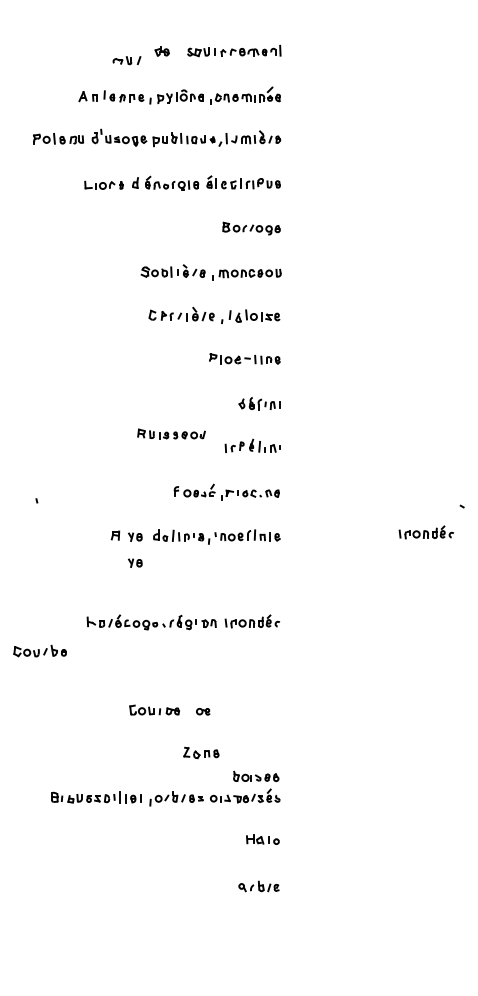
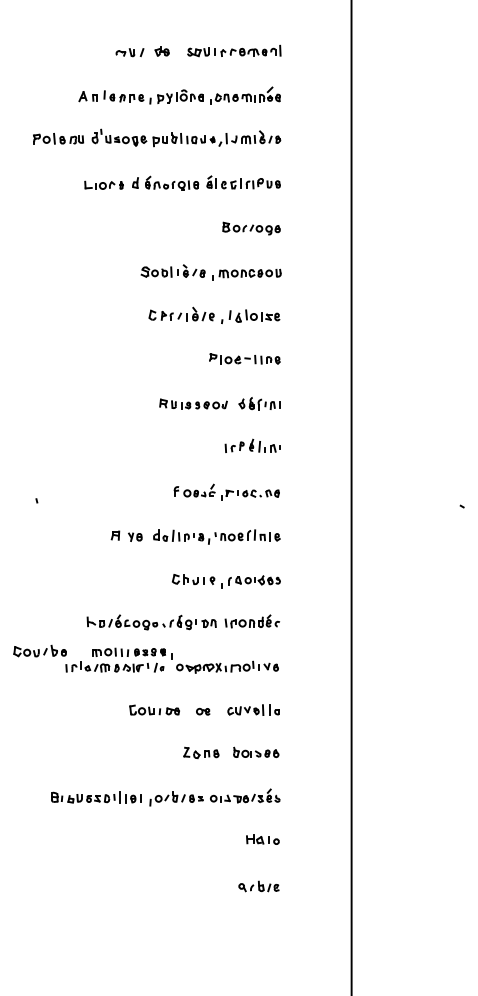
part position: (126, 60) -> (129, 52) (129, 52)
part position: (171, 433) -> (193, 403) (193, 403)
line: none -> present (351, 497)
part: present -> none (426, 532)
part: present -> none (135, 562)
part: none -> present (225, 581)
part: none -> present (171, 660)
part: none -> present (253, 709)
part position: (256, 776) -> (256, 752) (256, 752)
